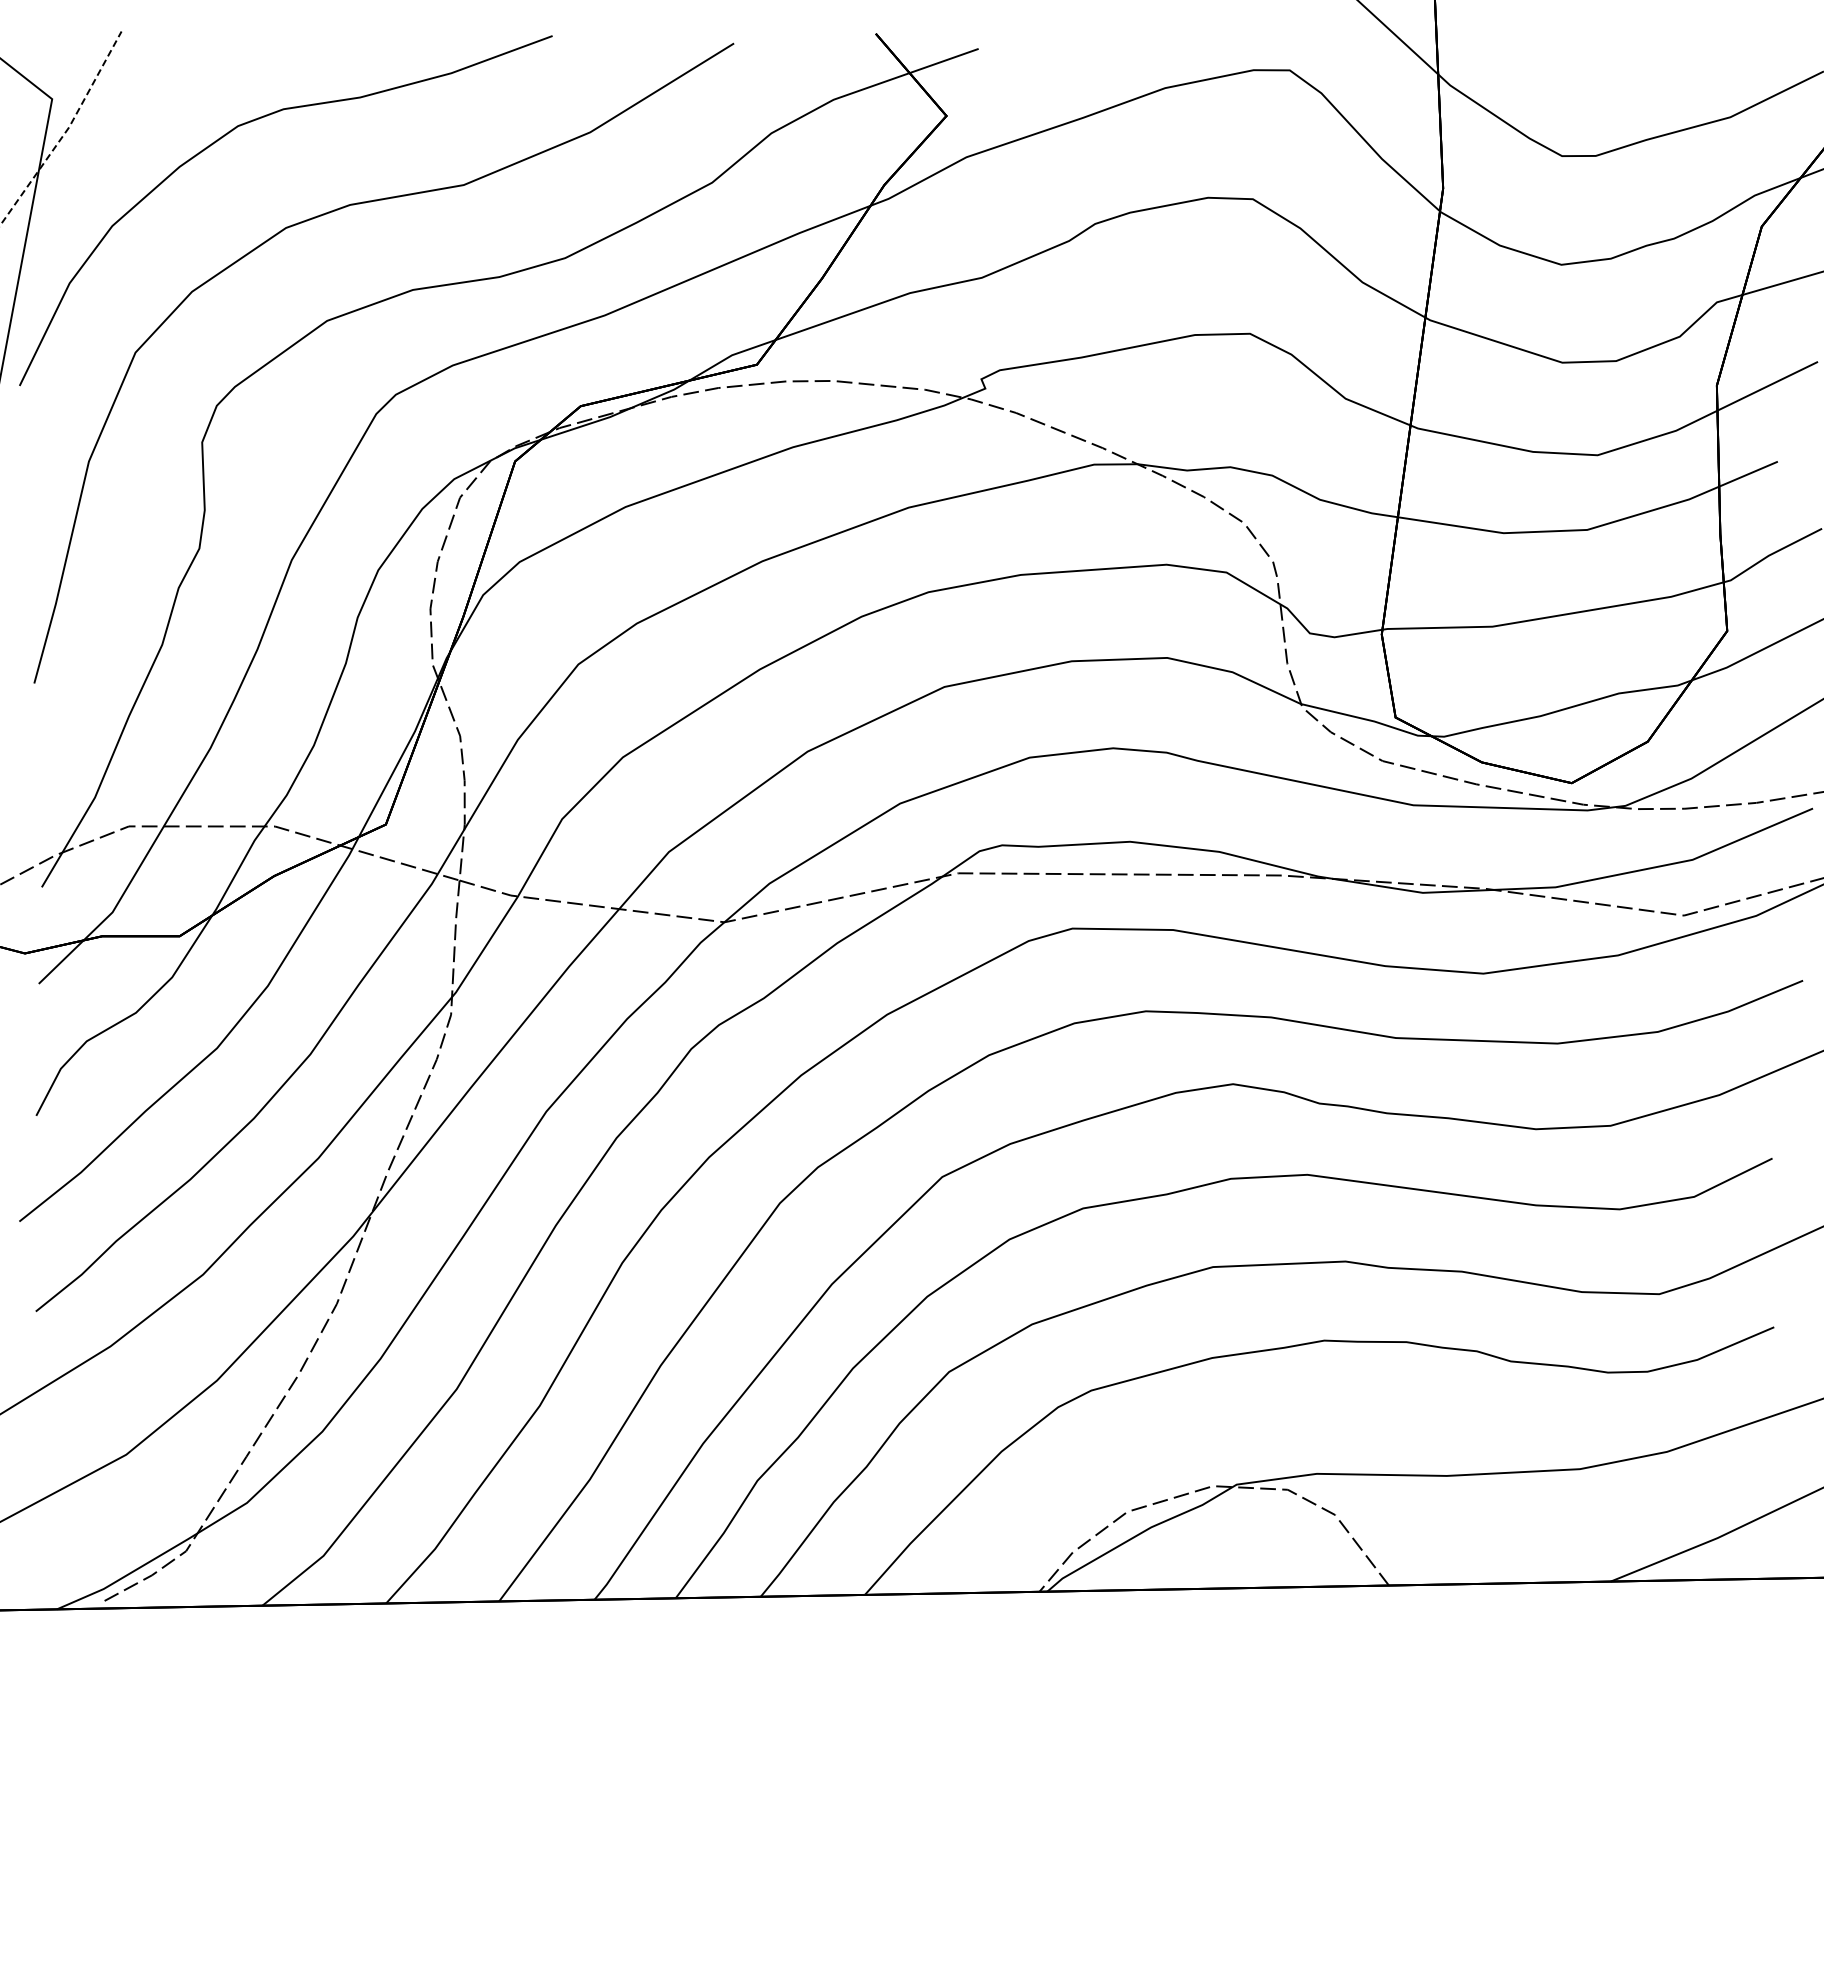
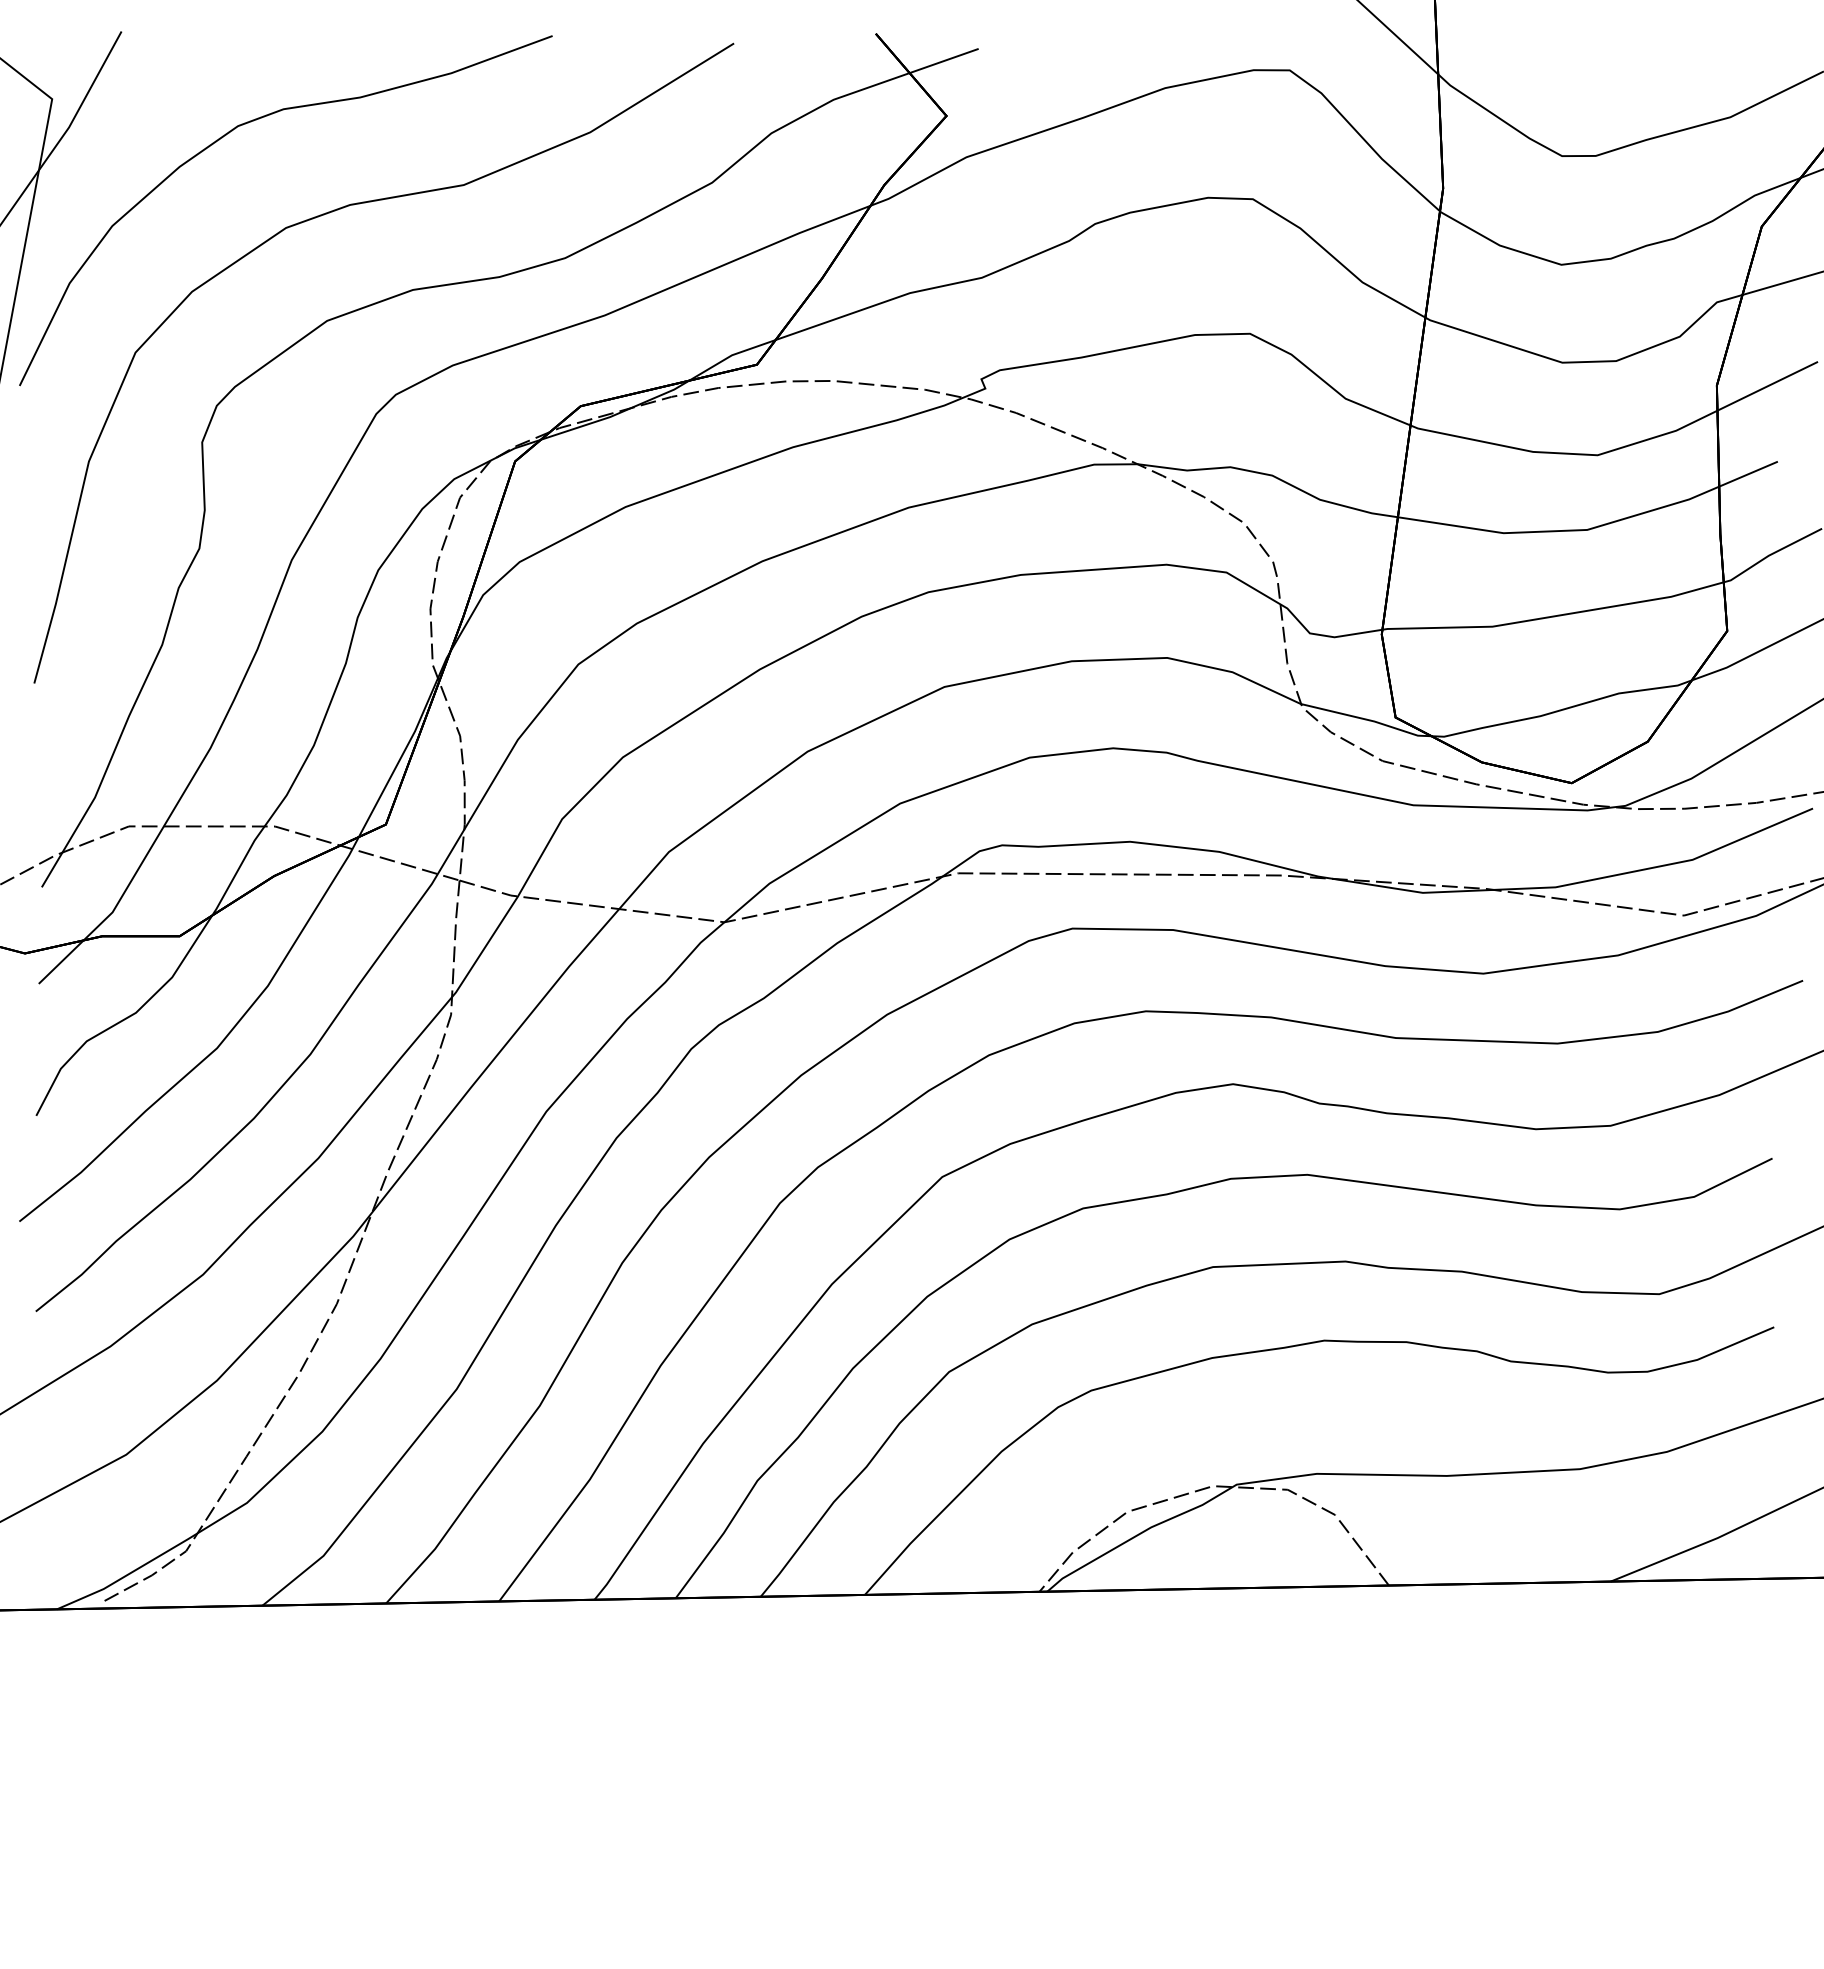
line: dashed -> solid (66, 130)
